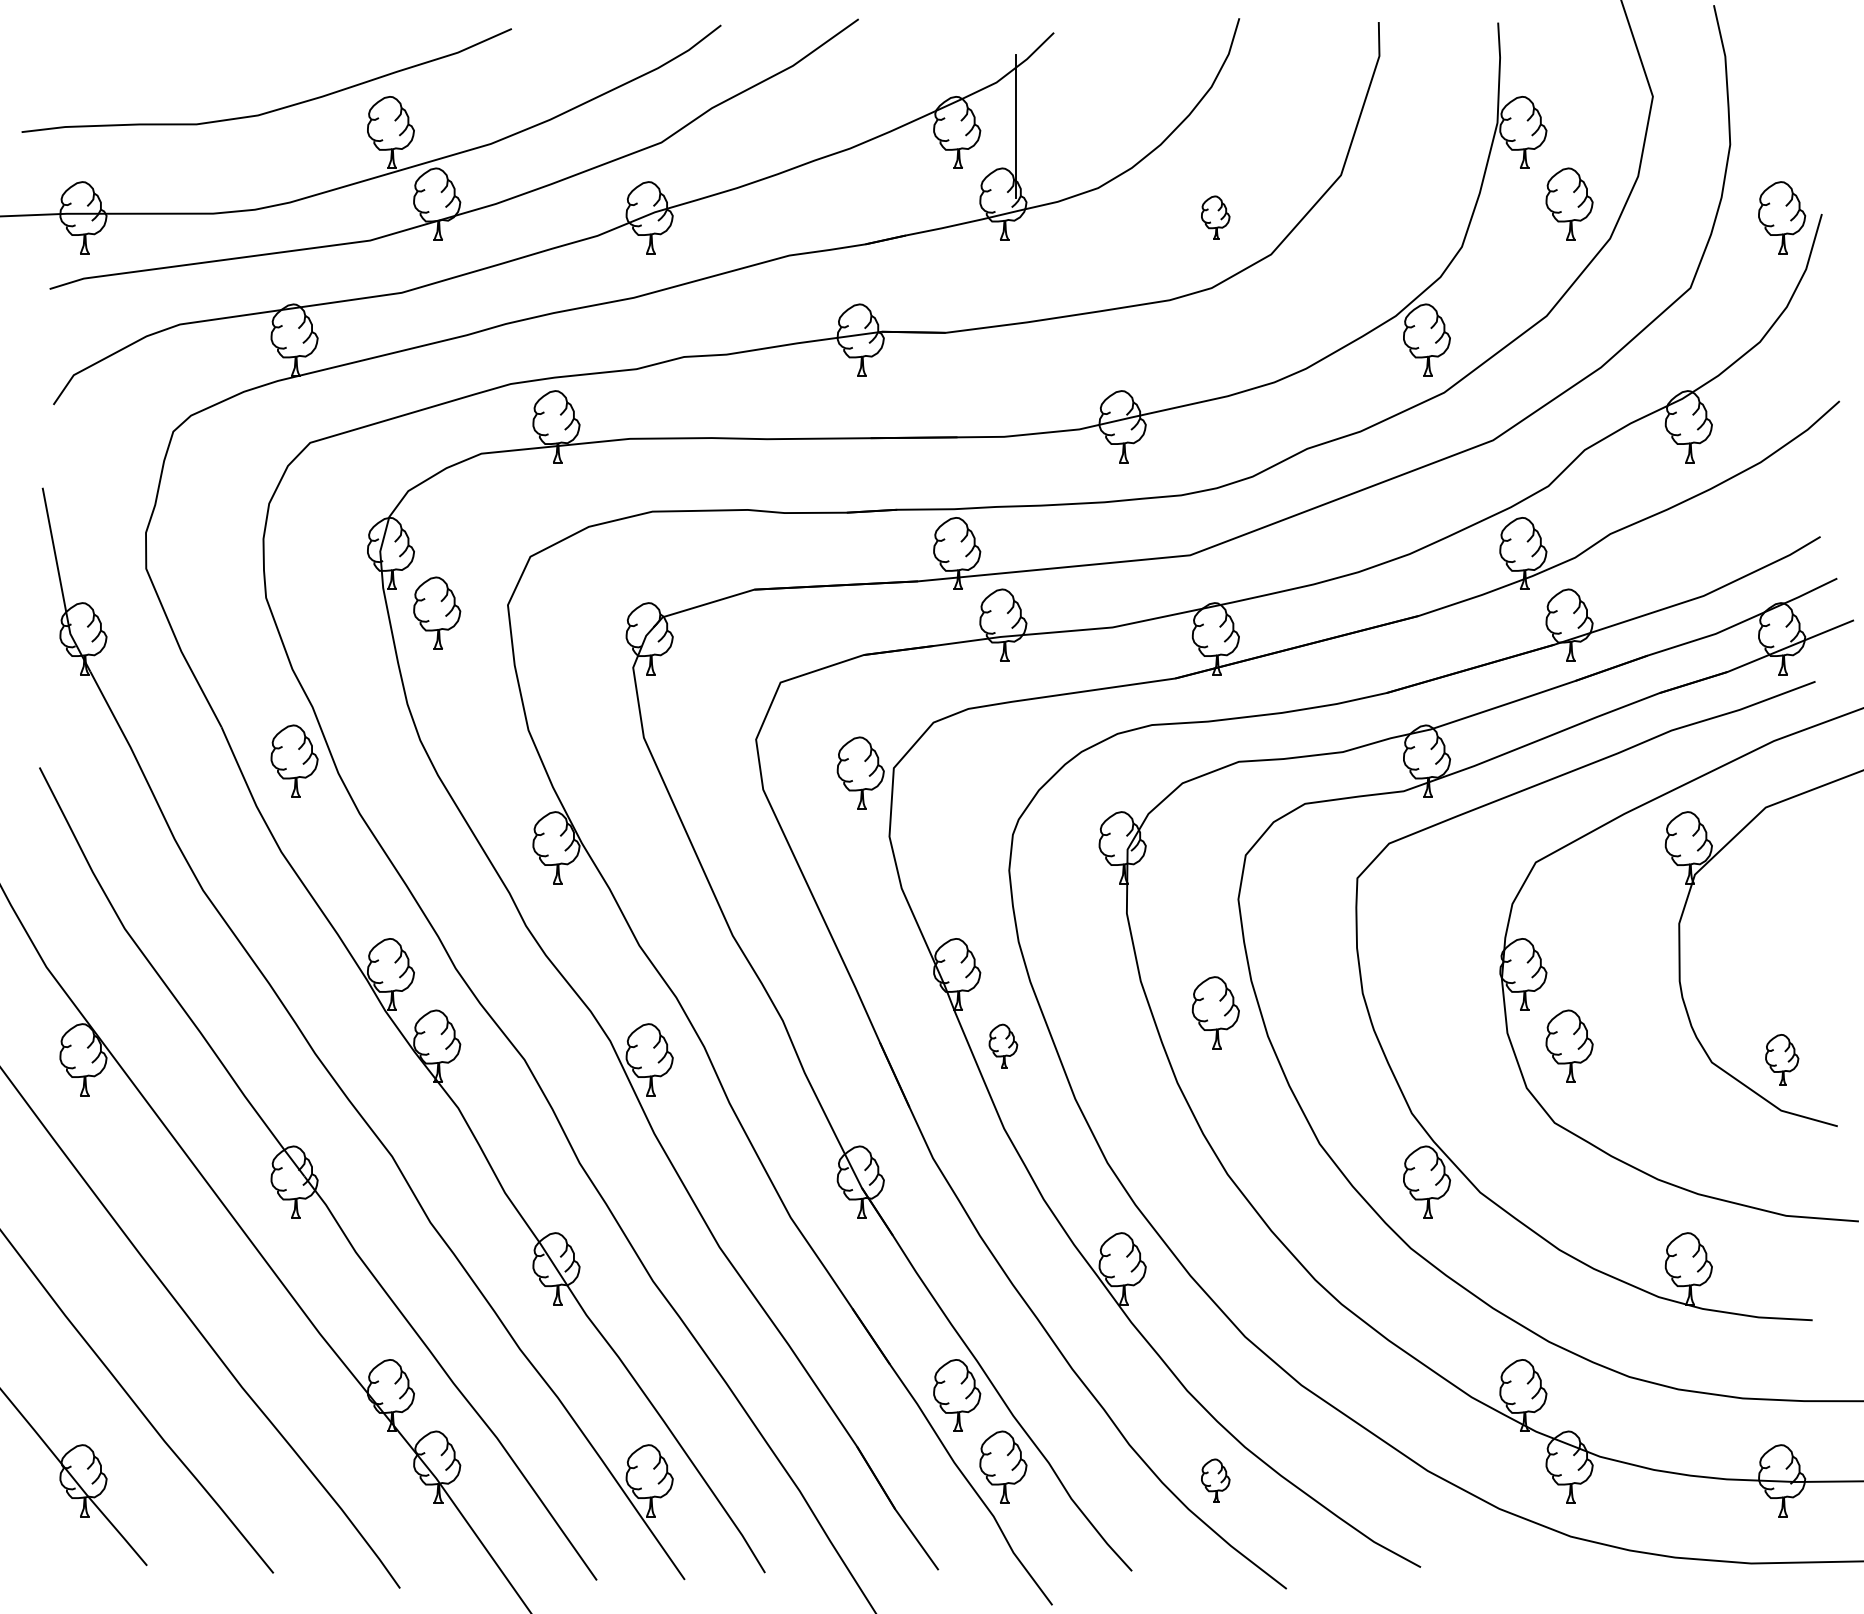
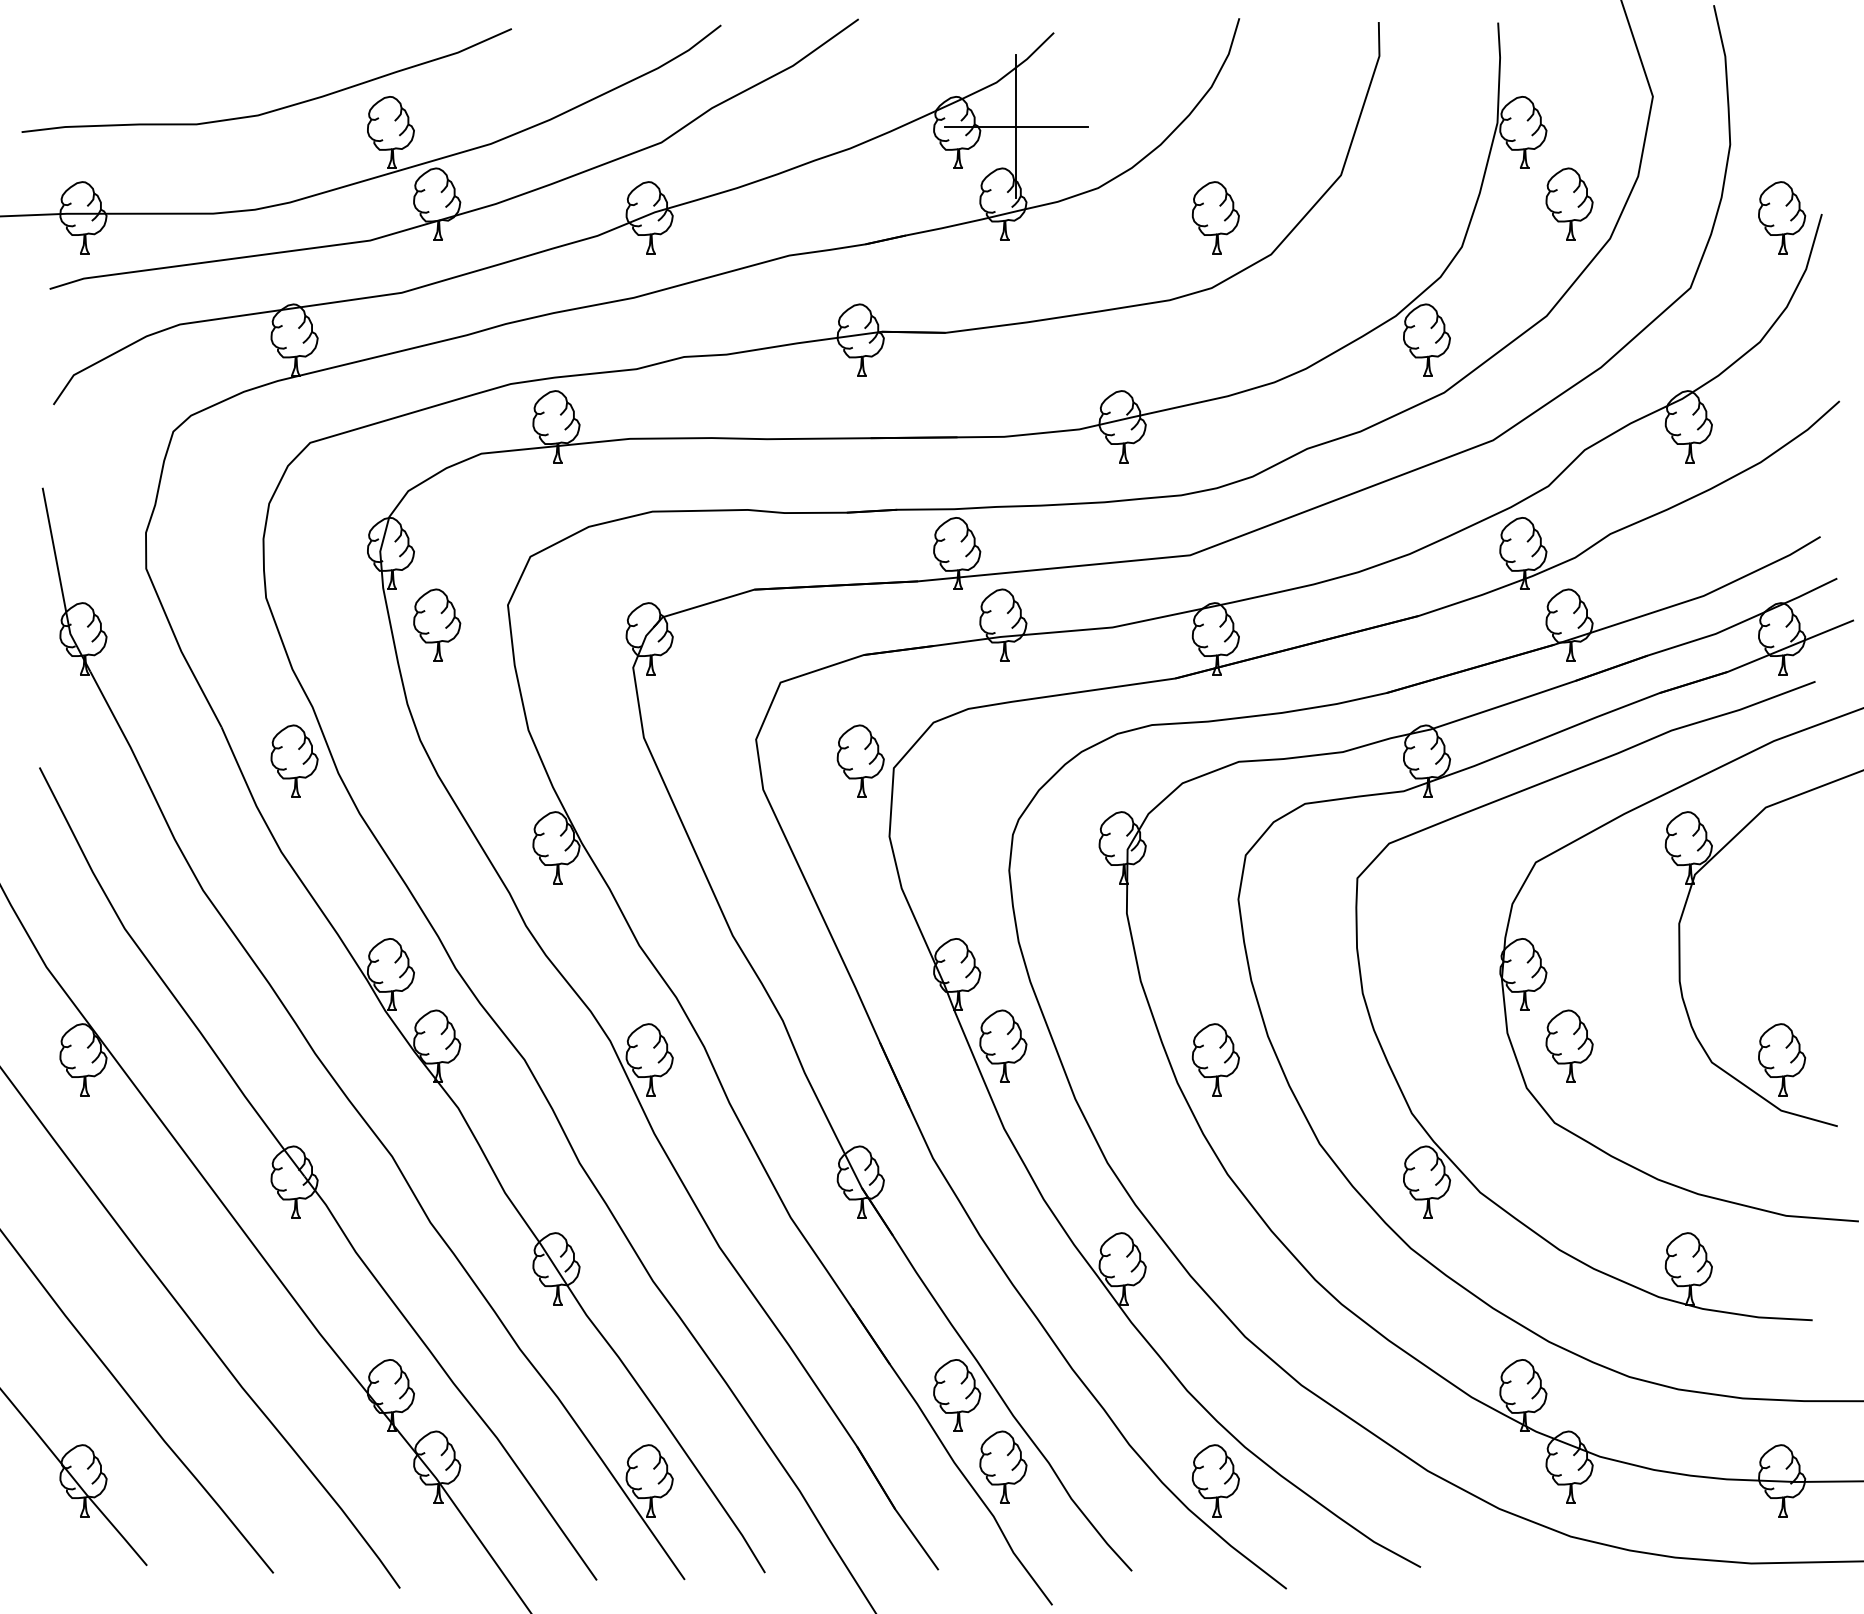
line: none -> present (1015, 126)
part size: 30x45 px -> 49x74 px (1215, 217)
part position: (437, 612) -> (437, 624) (437, 624)
part position: (860, 772) -> (860, 760) (860, 760)
part position: (1215, 1012) -> (1215, 1059) (1215, 1059)
part size: 31x46 px -> 49x74 px (1003, 1045)
part size: 35x52 px -> 49x74 px (1782, 1059)
part size: 30x45 px -> 49x74 px (1215, 1480)
